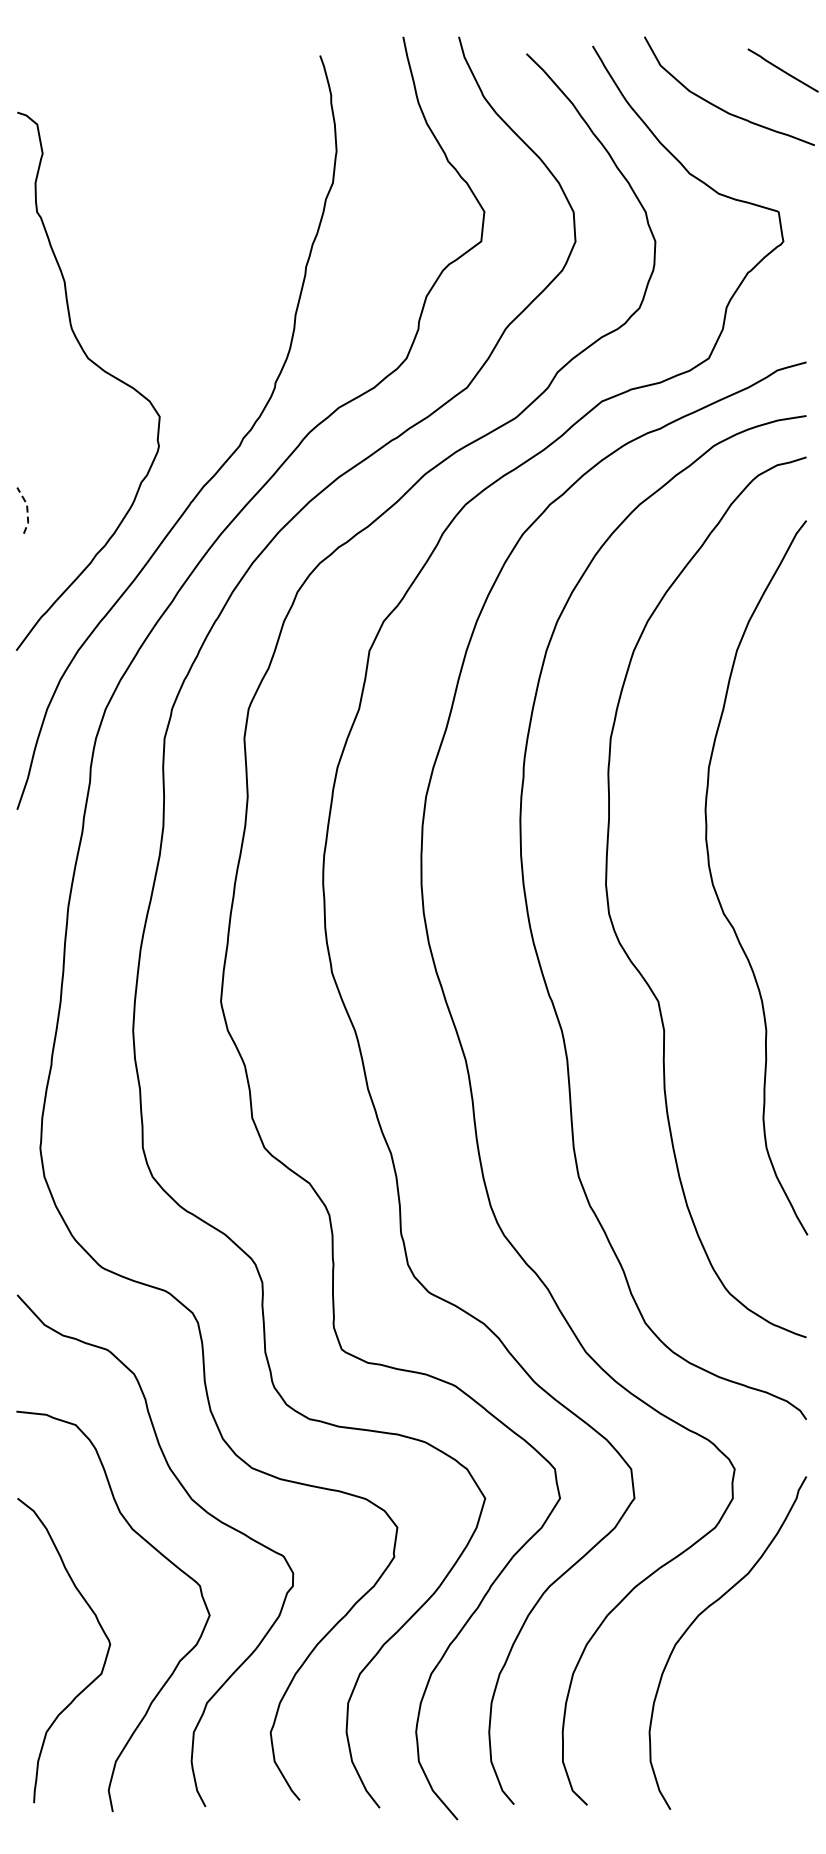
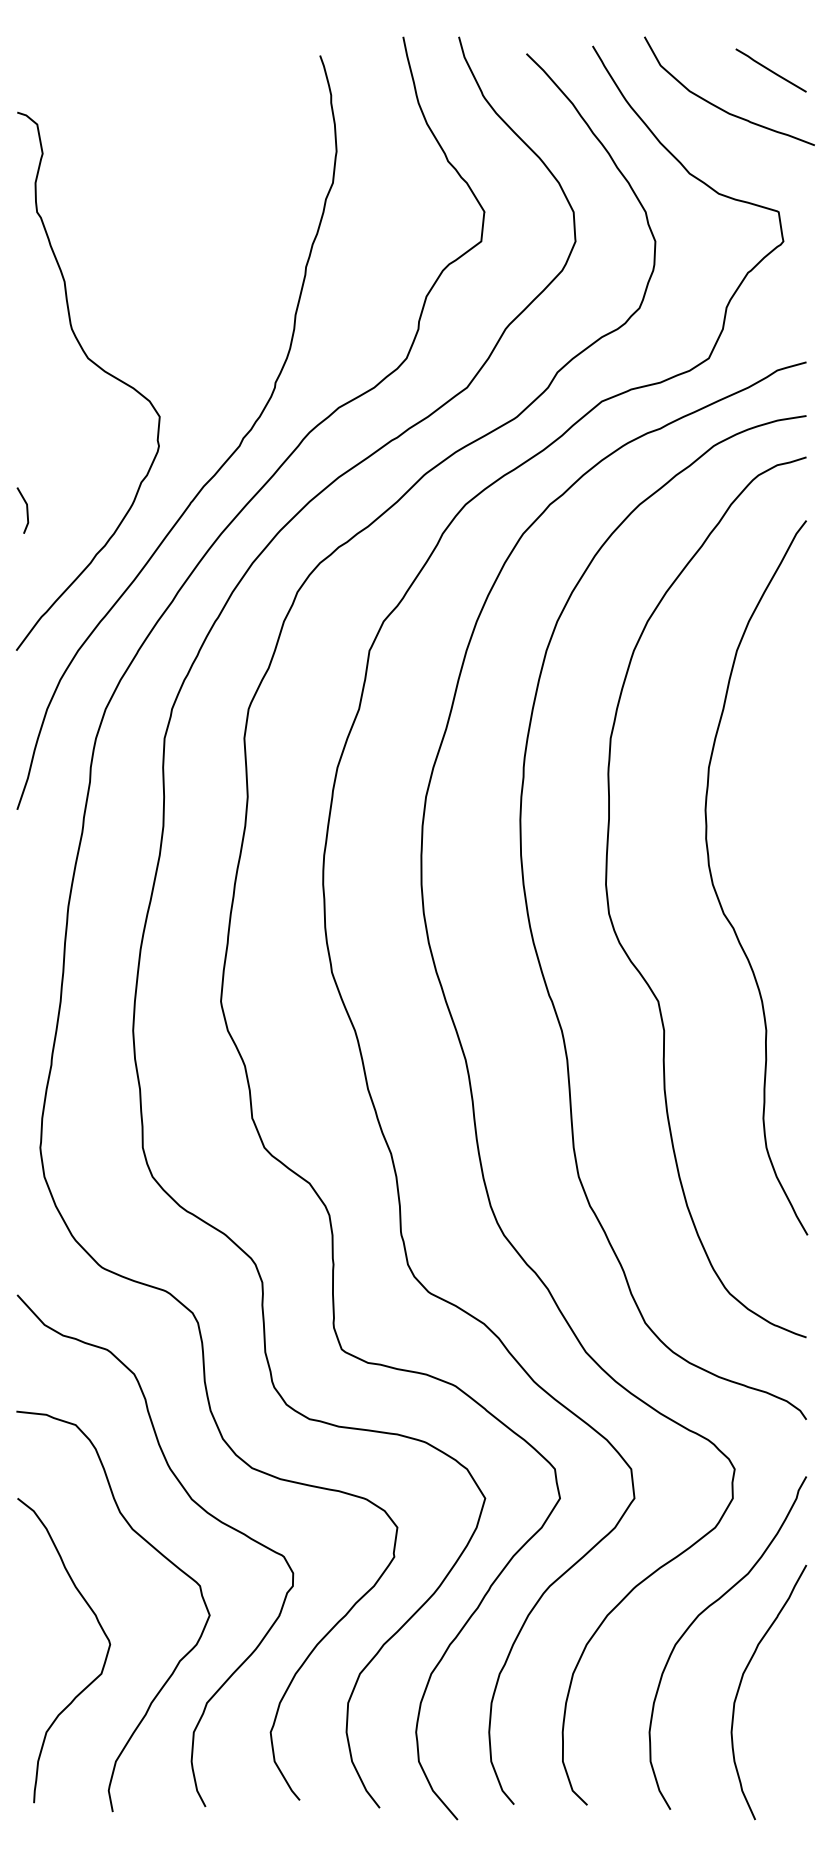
line position: (782, 70) -> (770, 70) (770, 70)
line: dashed -> solid (27, 509)
curve: none -> present (741, 1683)
